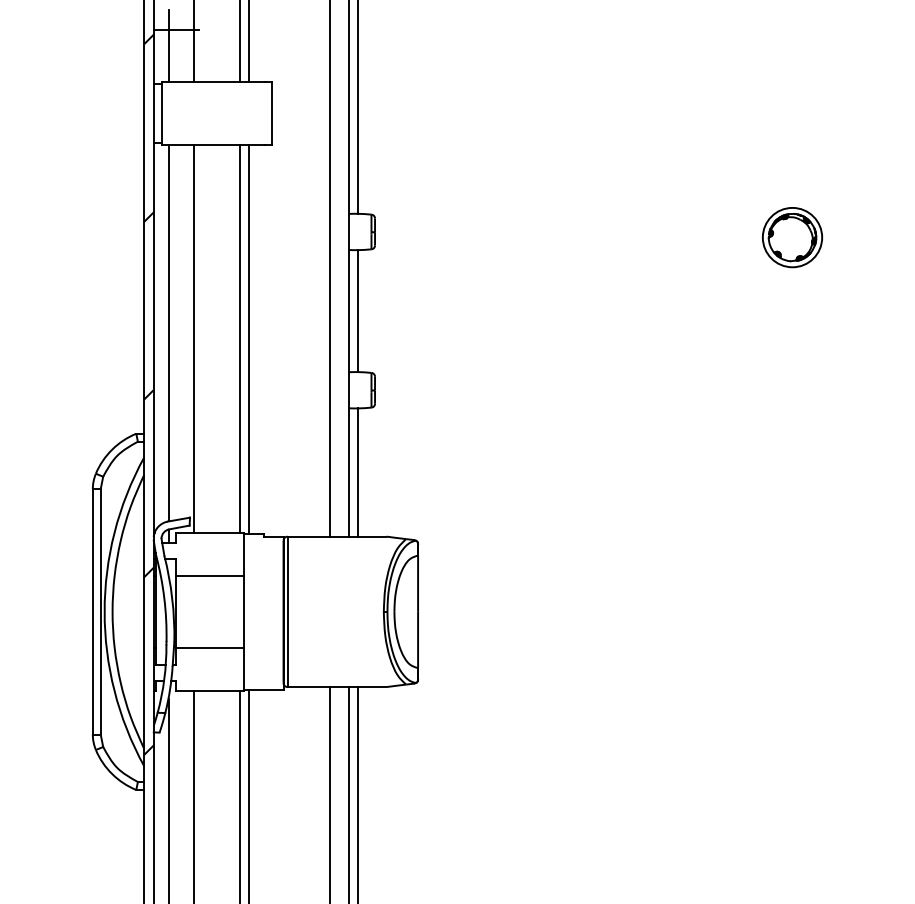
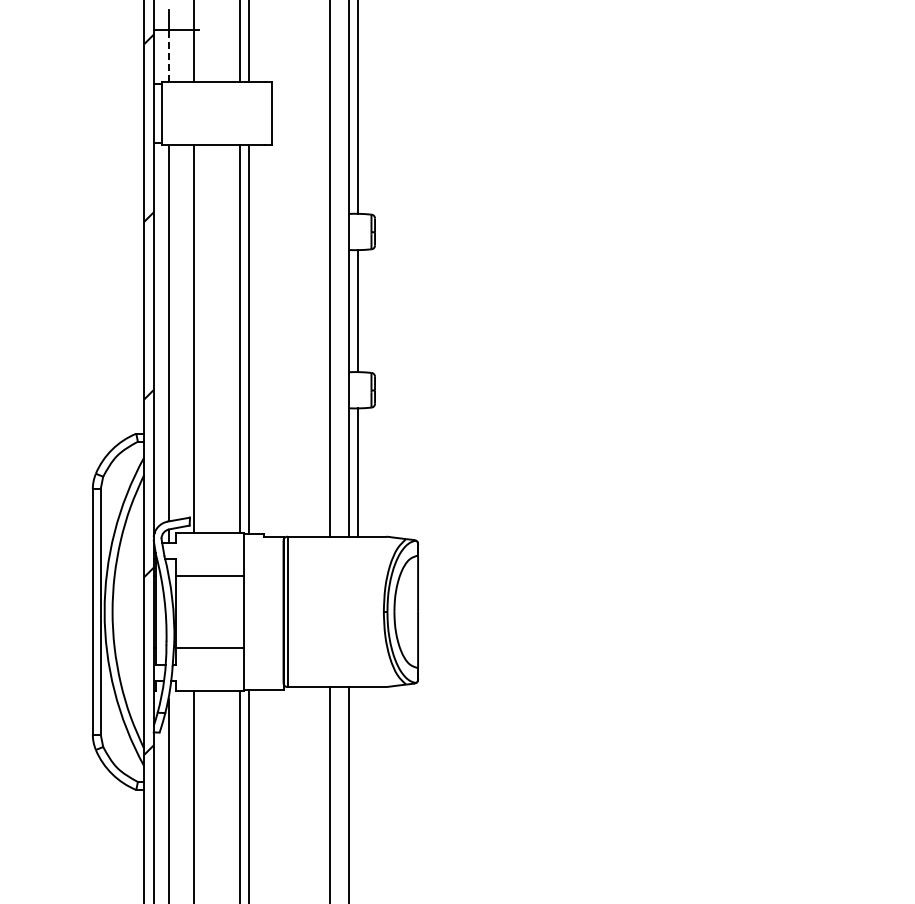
line: solid -> dashed (168, 55)
part: present -> none (792, 237)
line: present -> none (358, 793)
